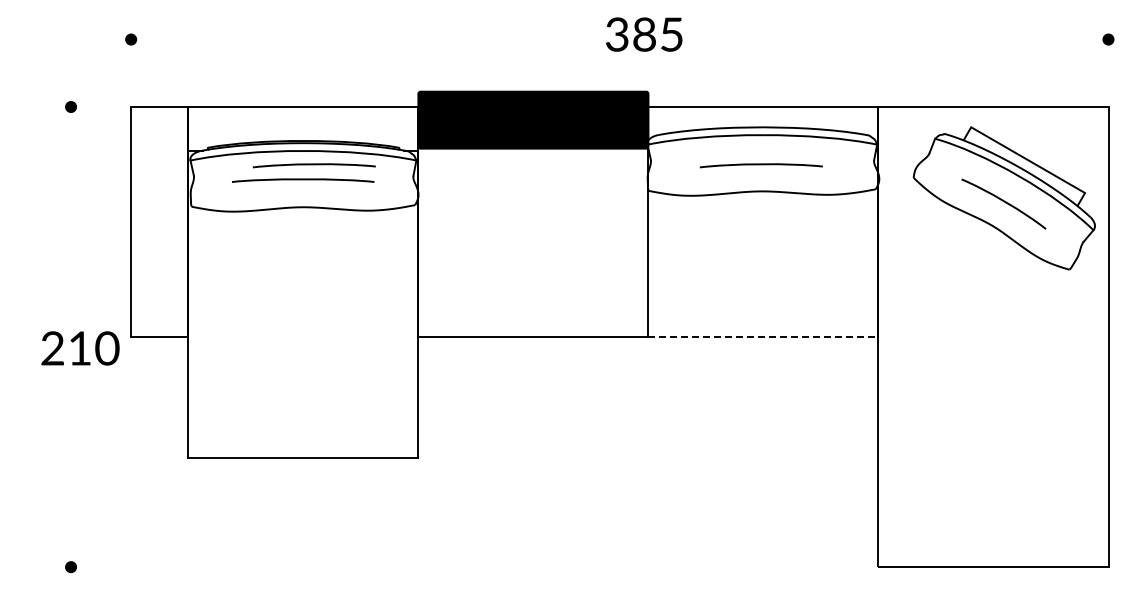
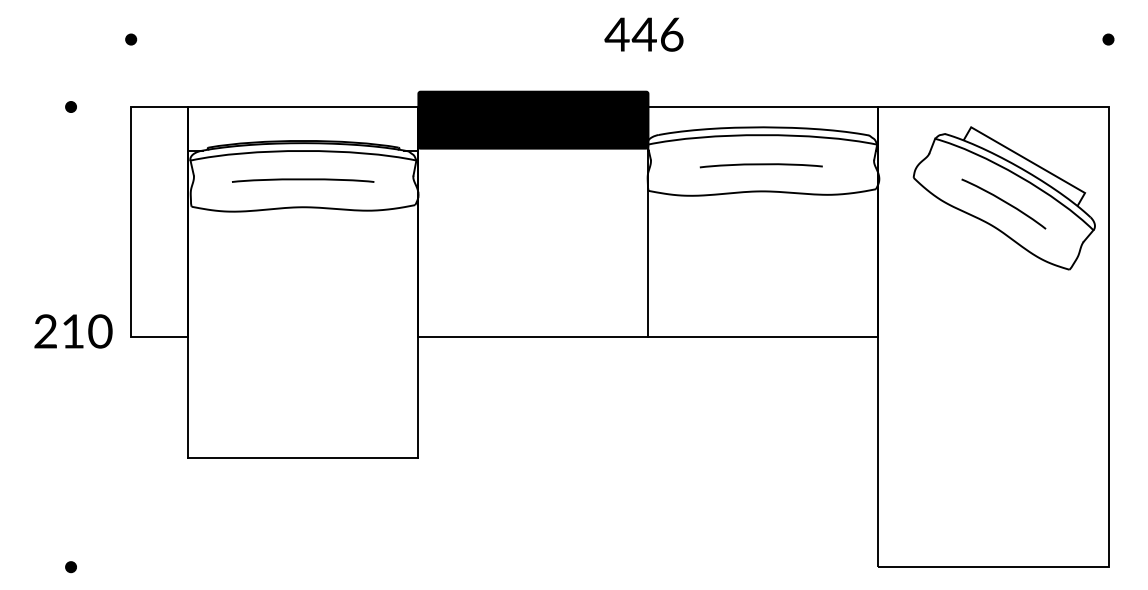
text: 385 -> 446 (643, 34)
curve: present -> none (313, 165)
line: dashed -> solid (763, 337)
text position: (80, 348) -> (73, 331) (73, 331)
